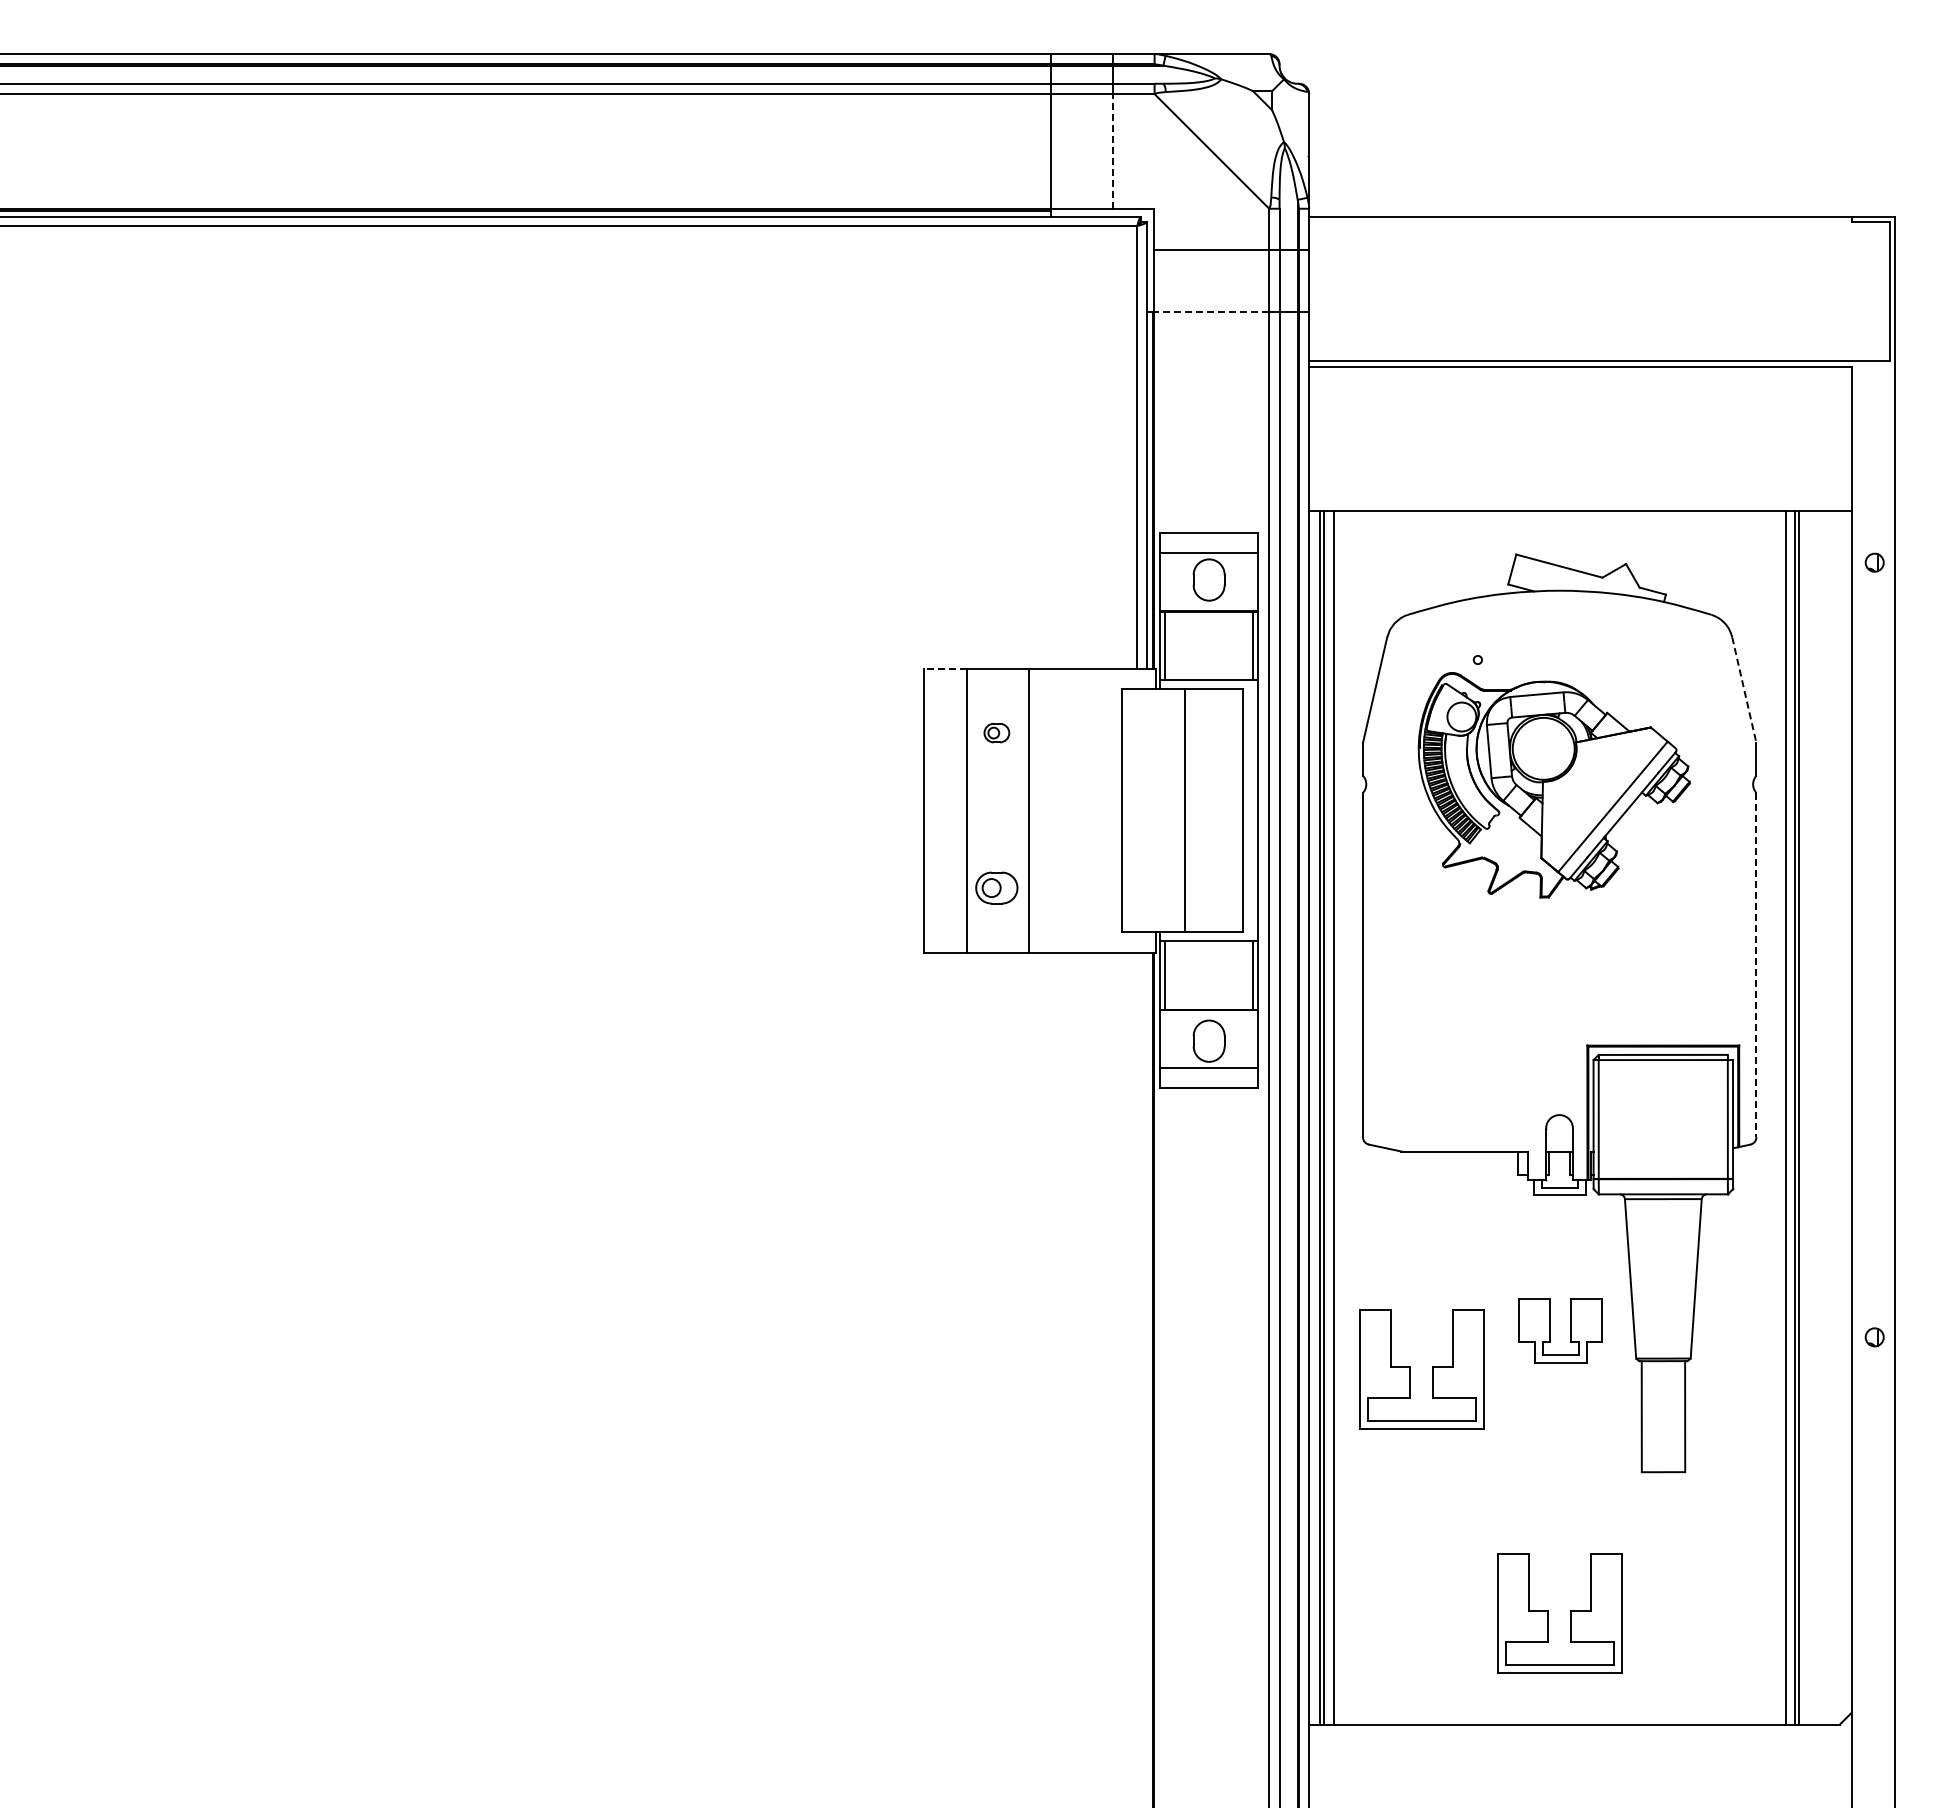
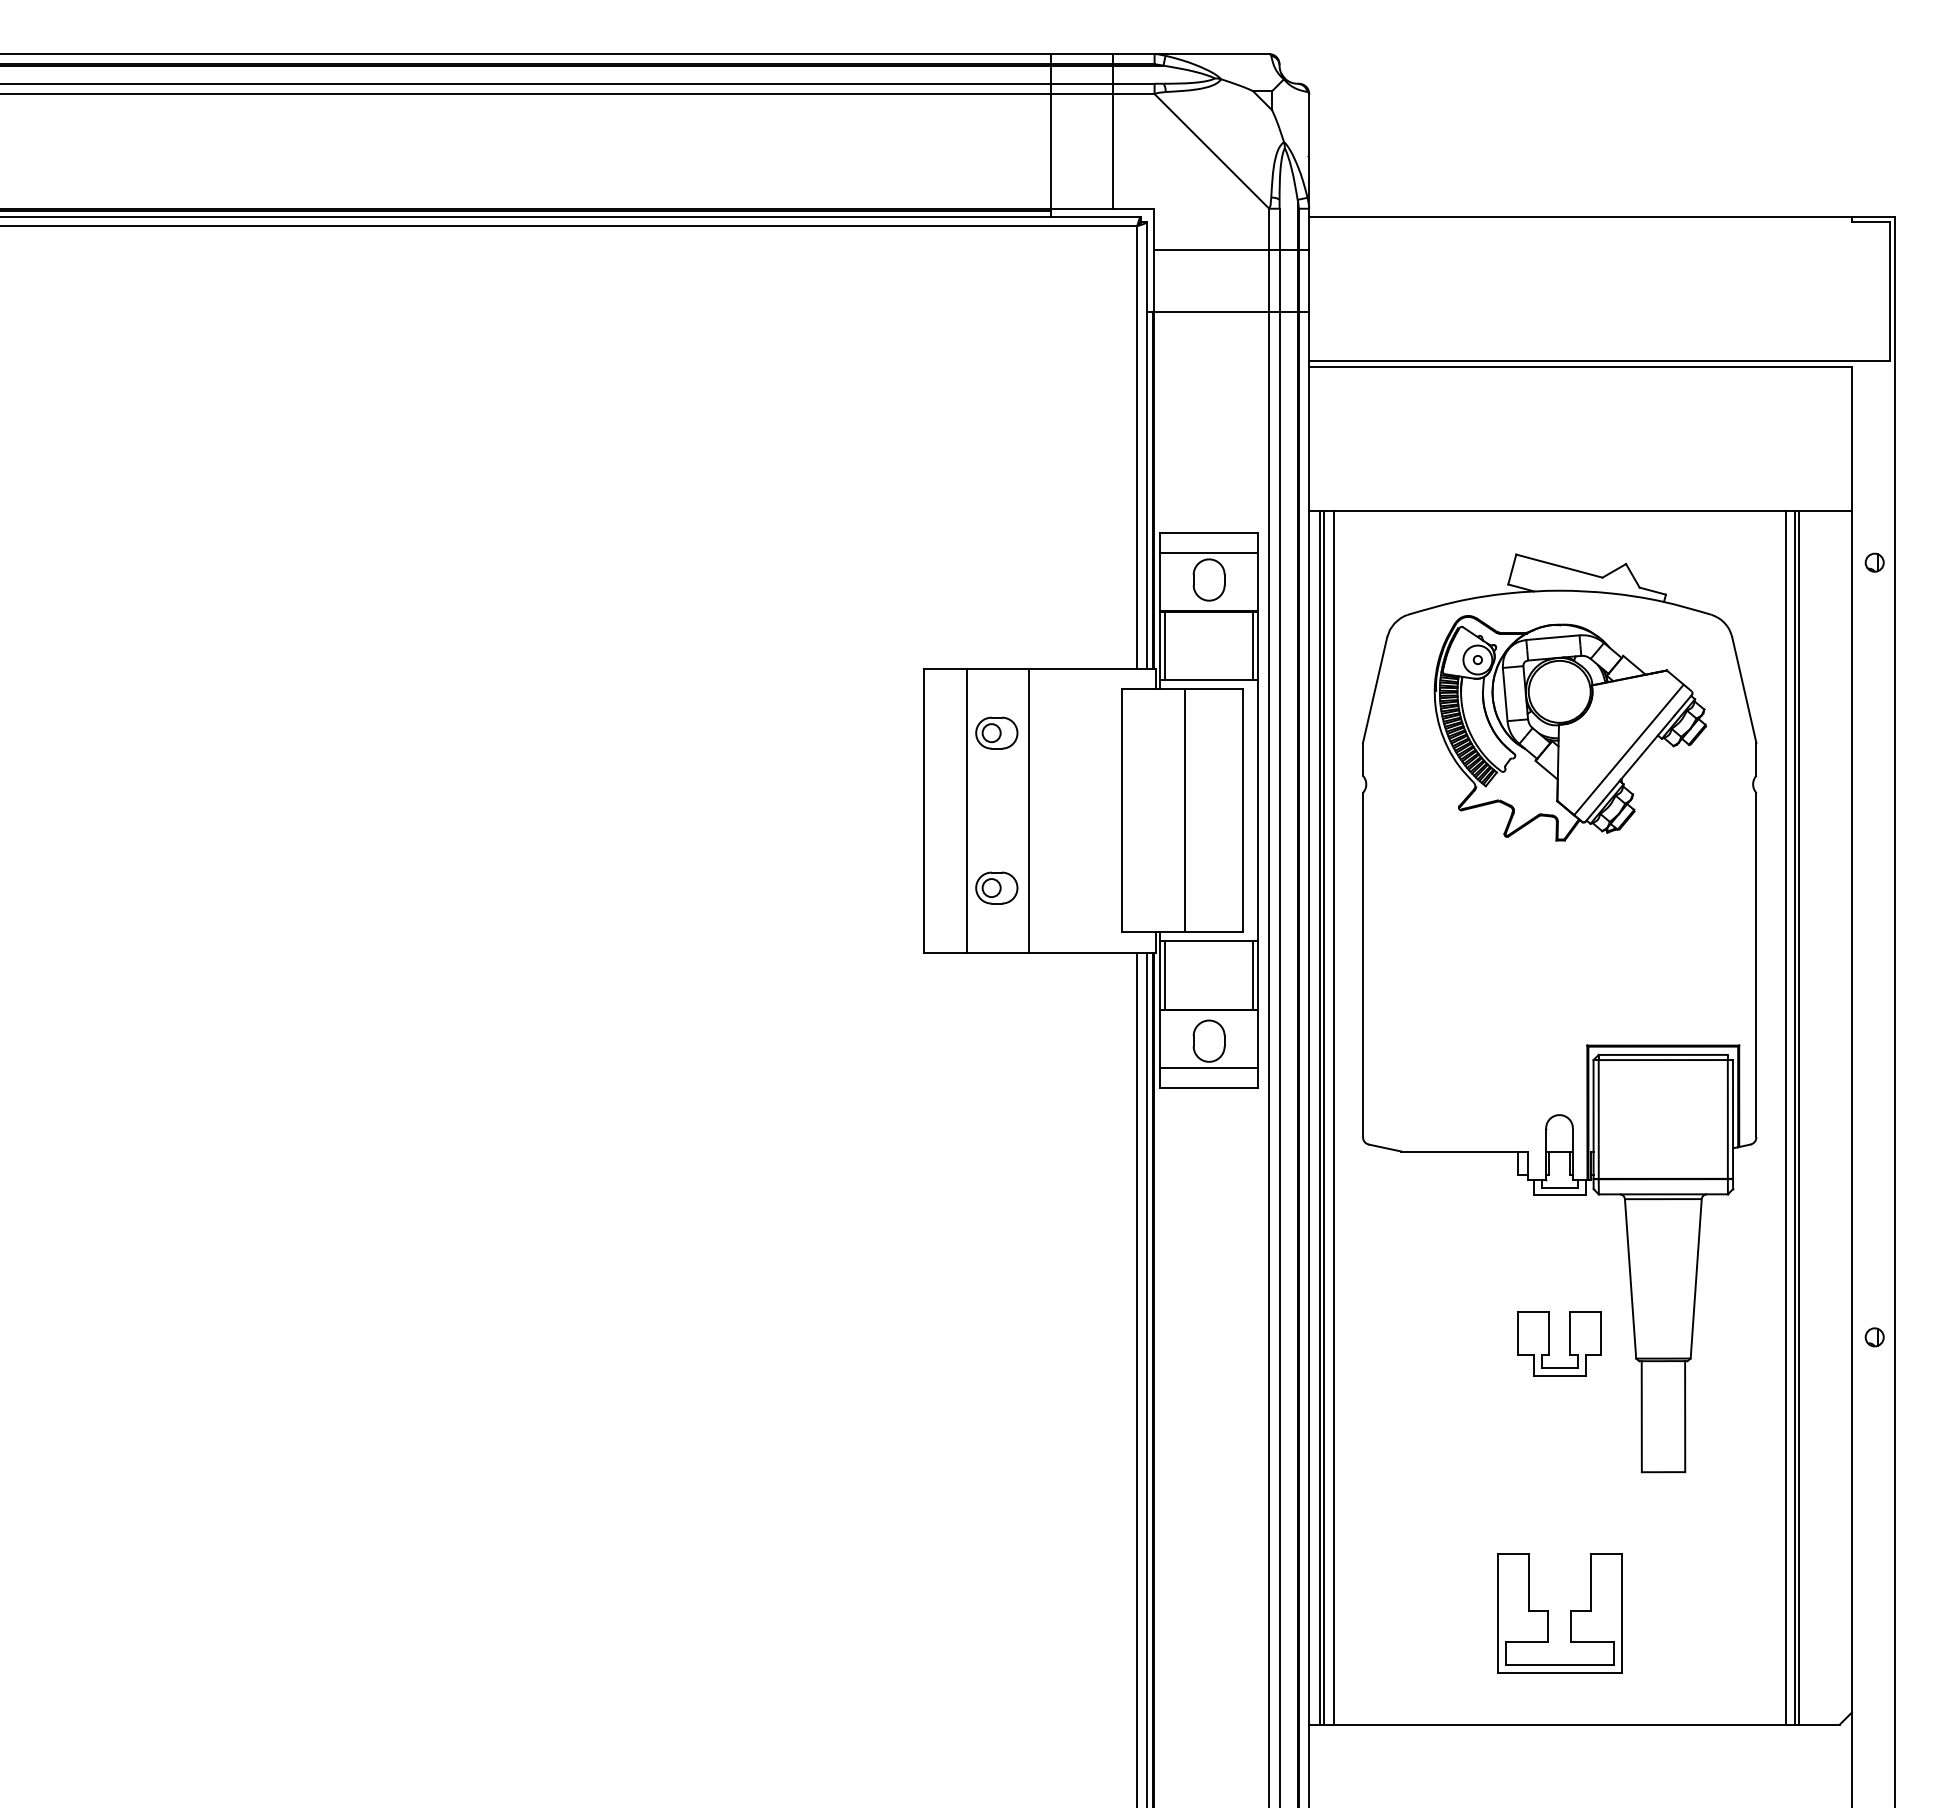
line: dashed -> solid (1113, 151)
line: dashed -> solid (1211, 312)
line: dashed -> solid (945, 668)
line: dashed -> solid (1744, 690)
part size: 28x21 px -> 44x34 px (996, 732)
part position: (1553, 785) -> (1569, 728) (1569, 728)
line: dashed -> solid (1756, 965)
part position: (1550, 1330) -> (1549, 1343) (1549, 1343)
part: present -> none (1410, 1369)
line: none -> present (1137, 1378)
line: none -> present (1146, 1378)
